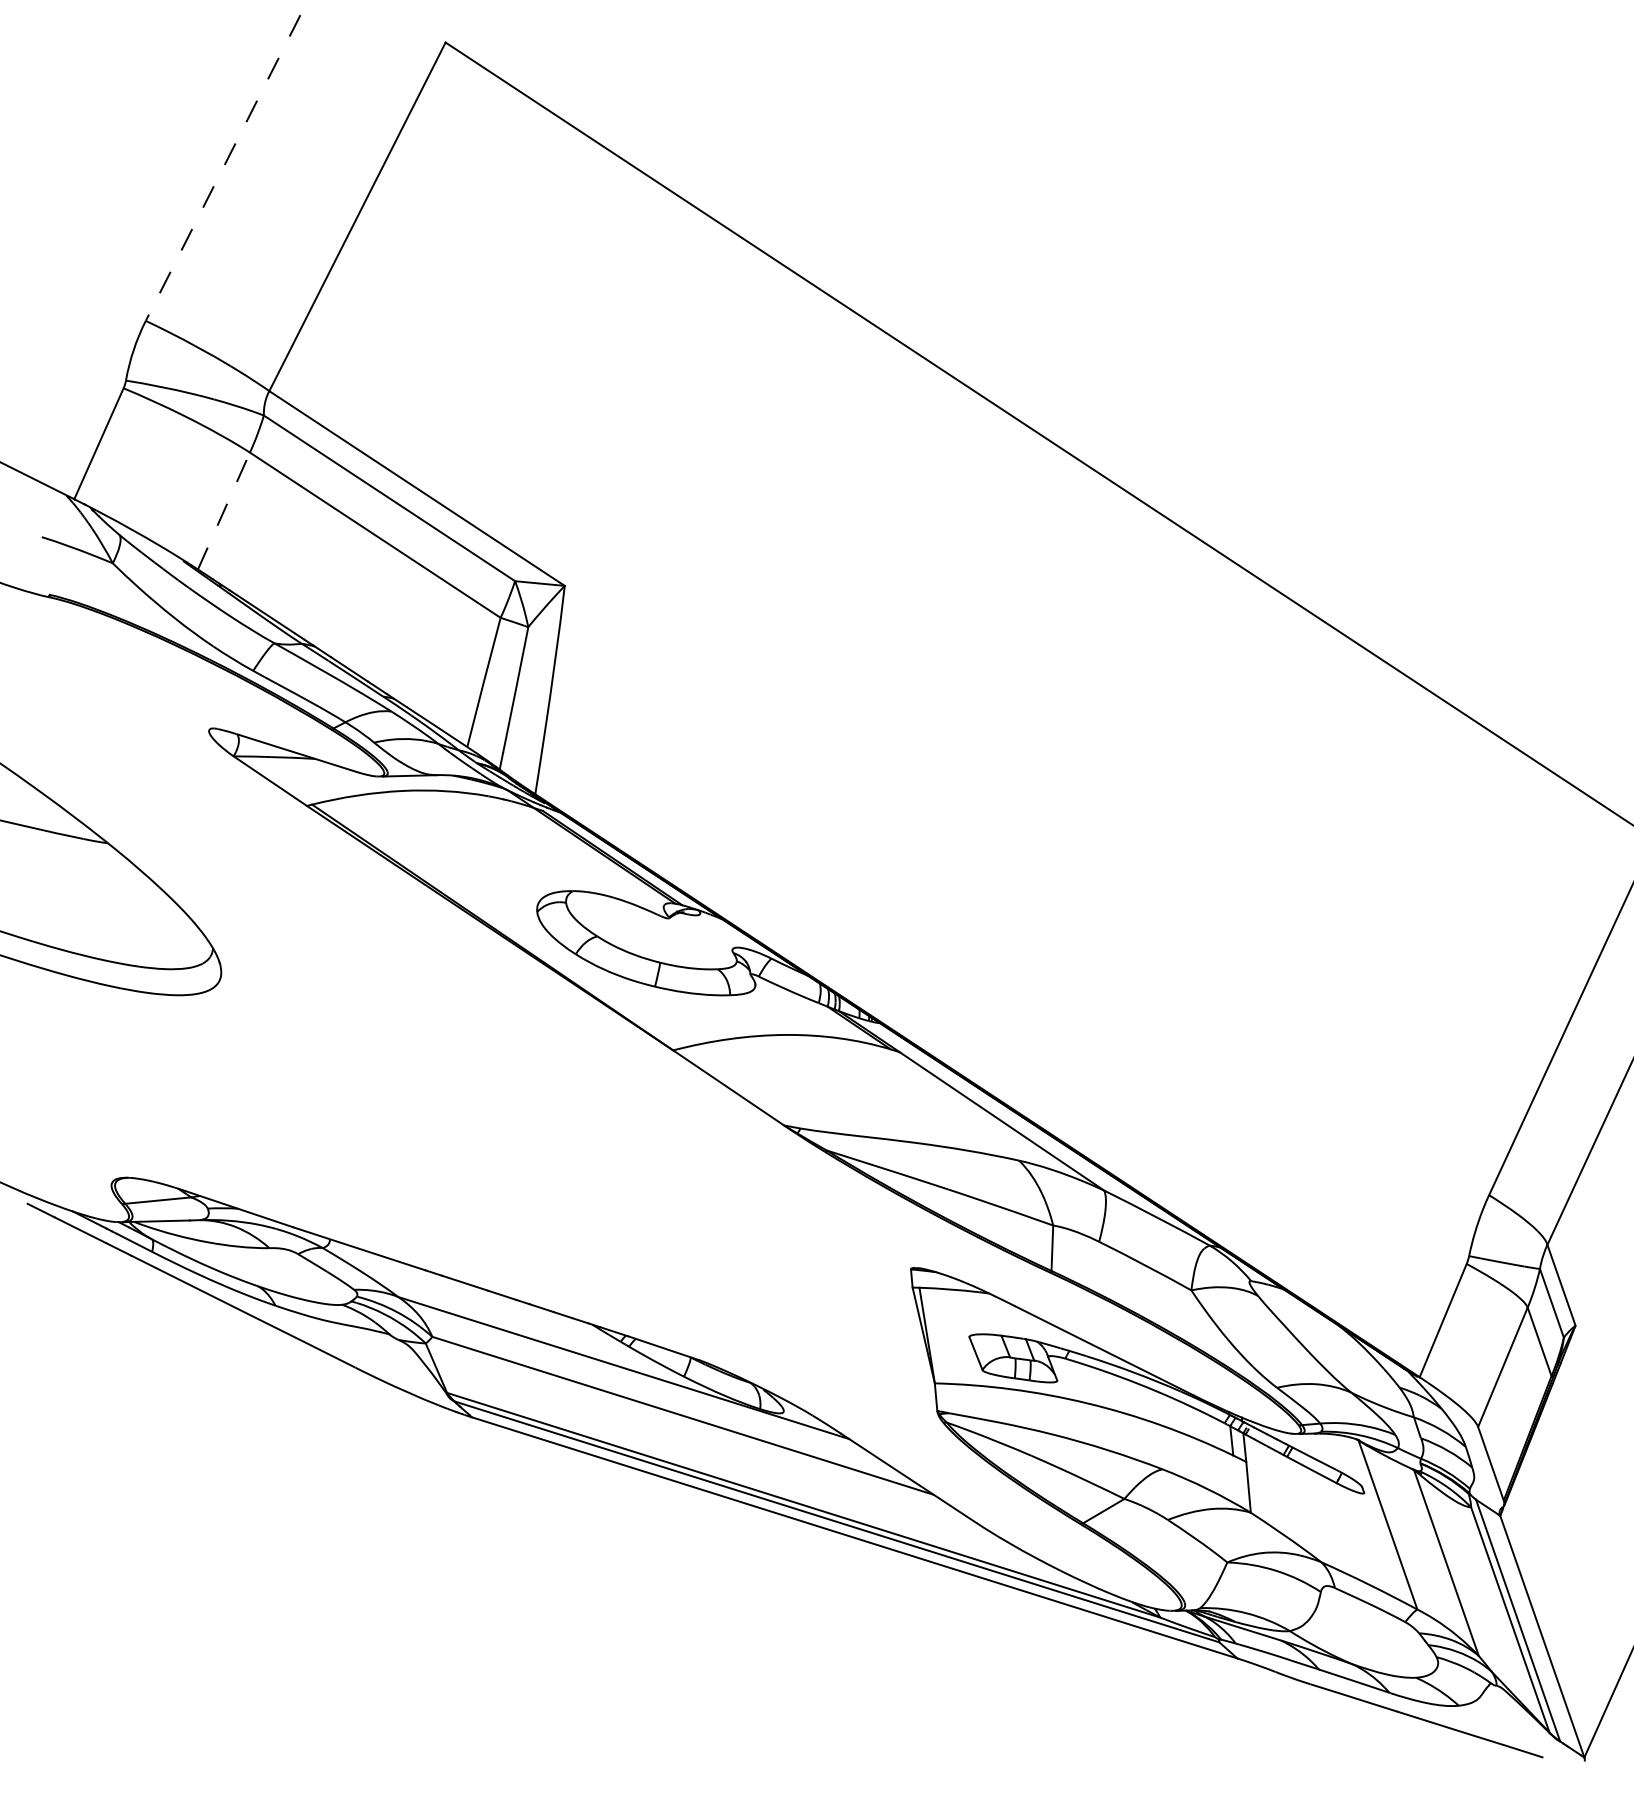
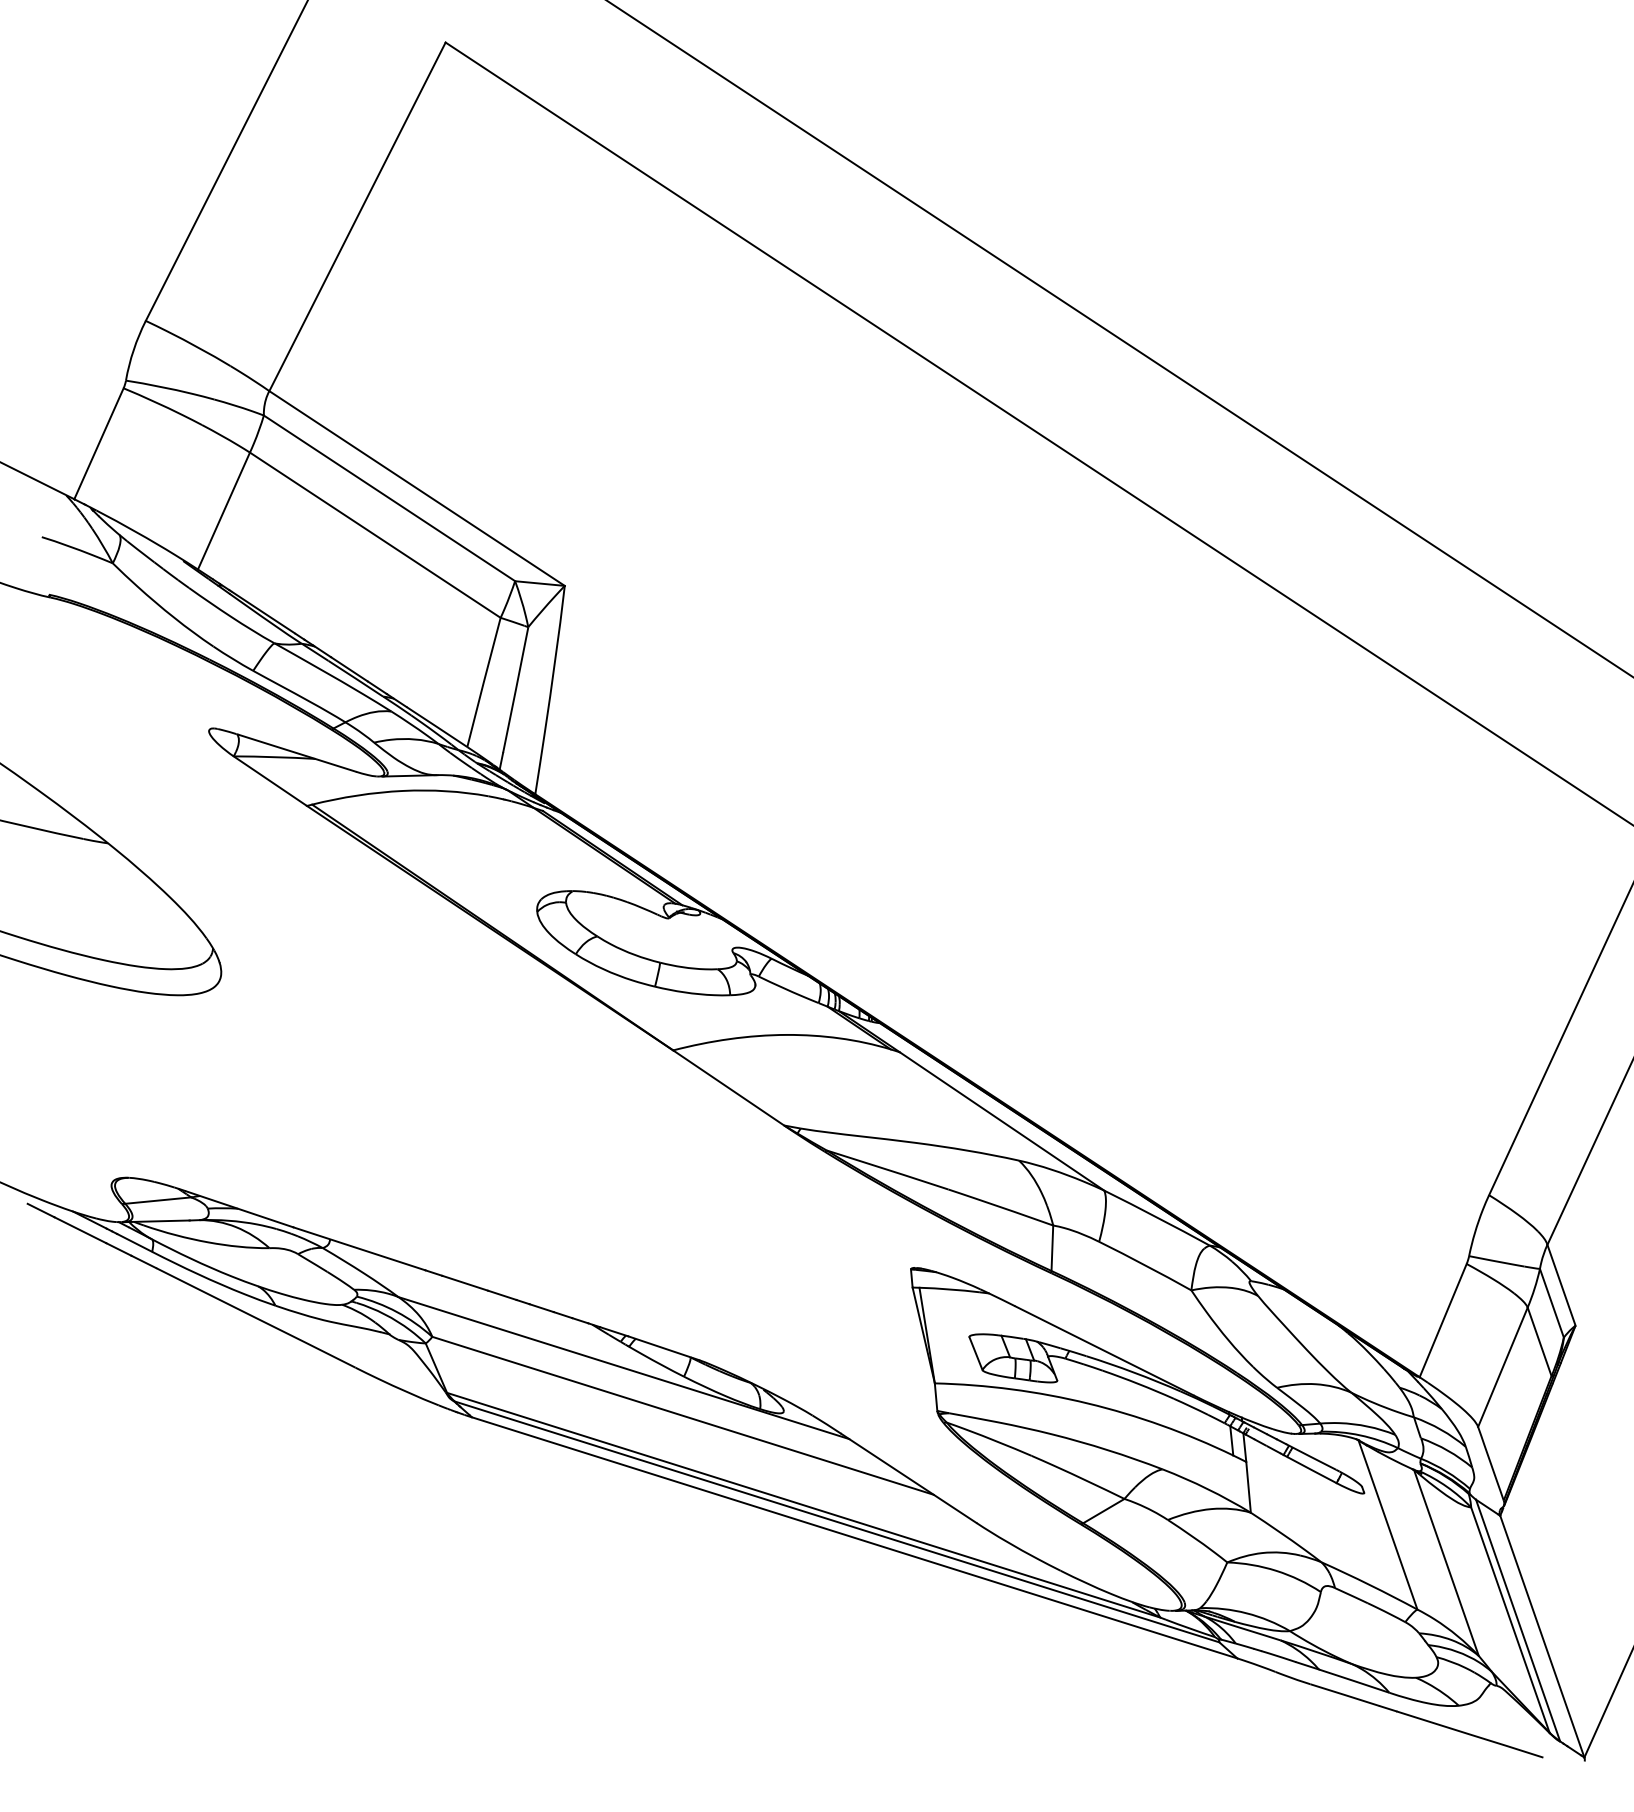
line: dashed -> solid (226, 161)
line: none -> present (1119, 338)
line: dashed -> solid (223, 511)
